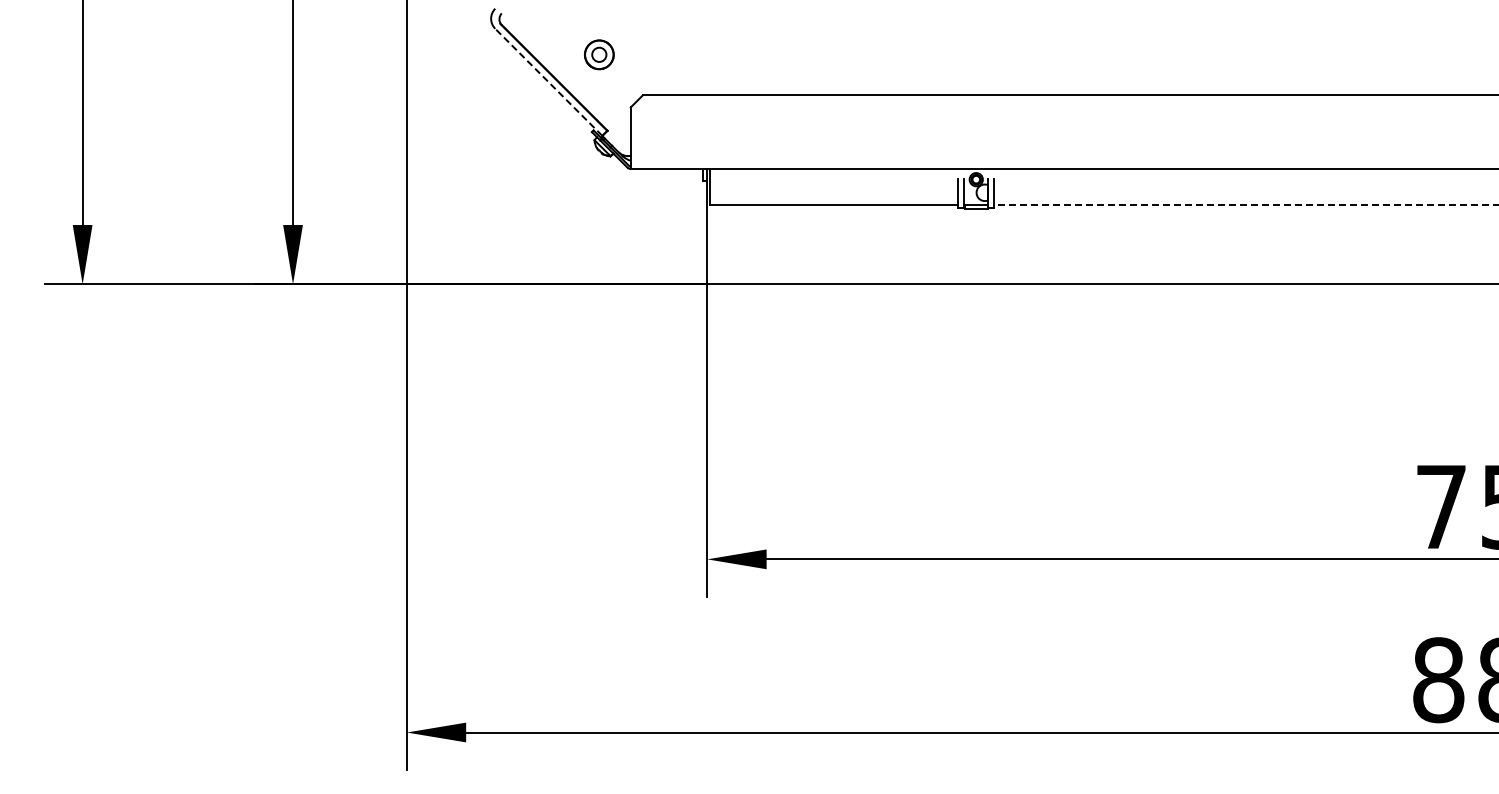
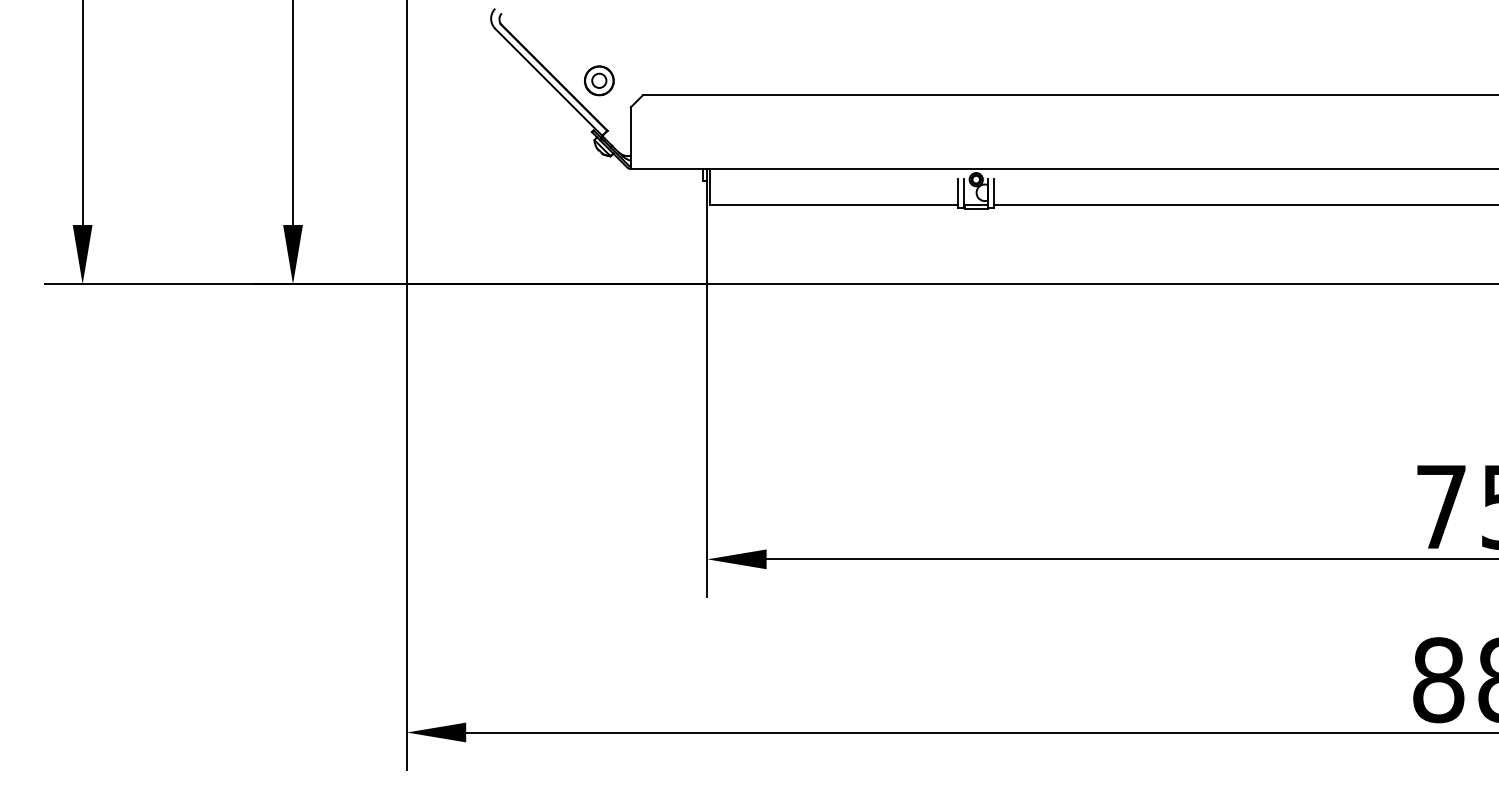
part position: (599, 54) -> (599, 80) (599, 80)
line: dashed -> solid (548, 82)
line: dashed -> solid (1245, 204)
